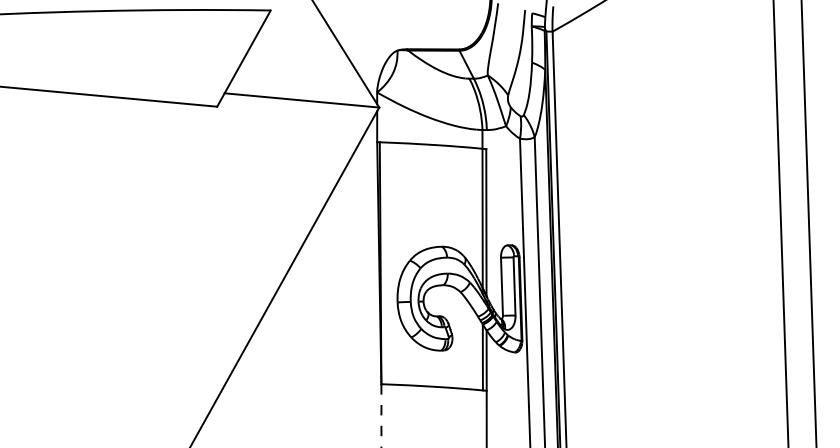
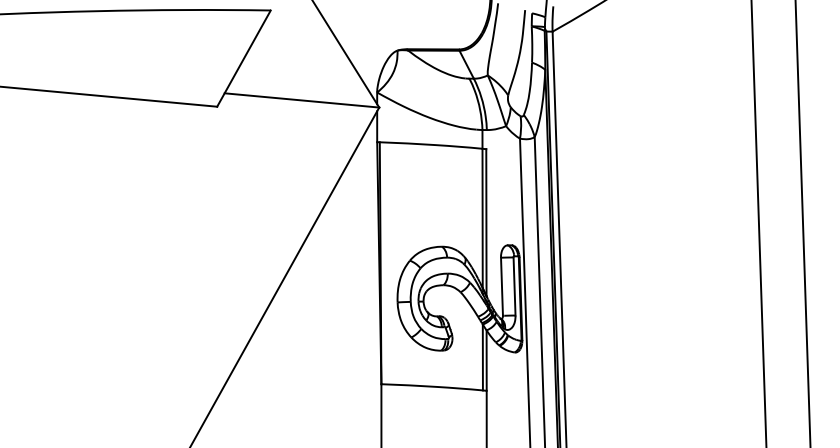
line position: (780, 223) -> (758, 223) (758, 223)
line position: (808, 223) -> (802, 223) (802, 223)
line: dashed -> solid (381, 415)
